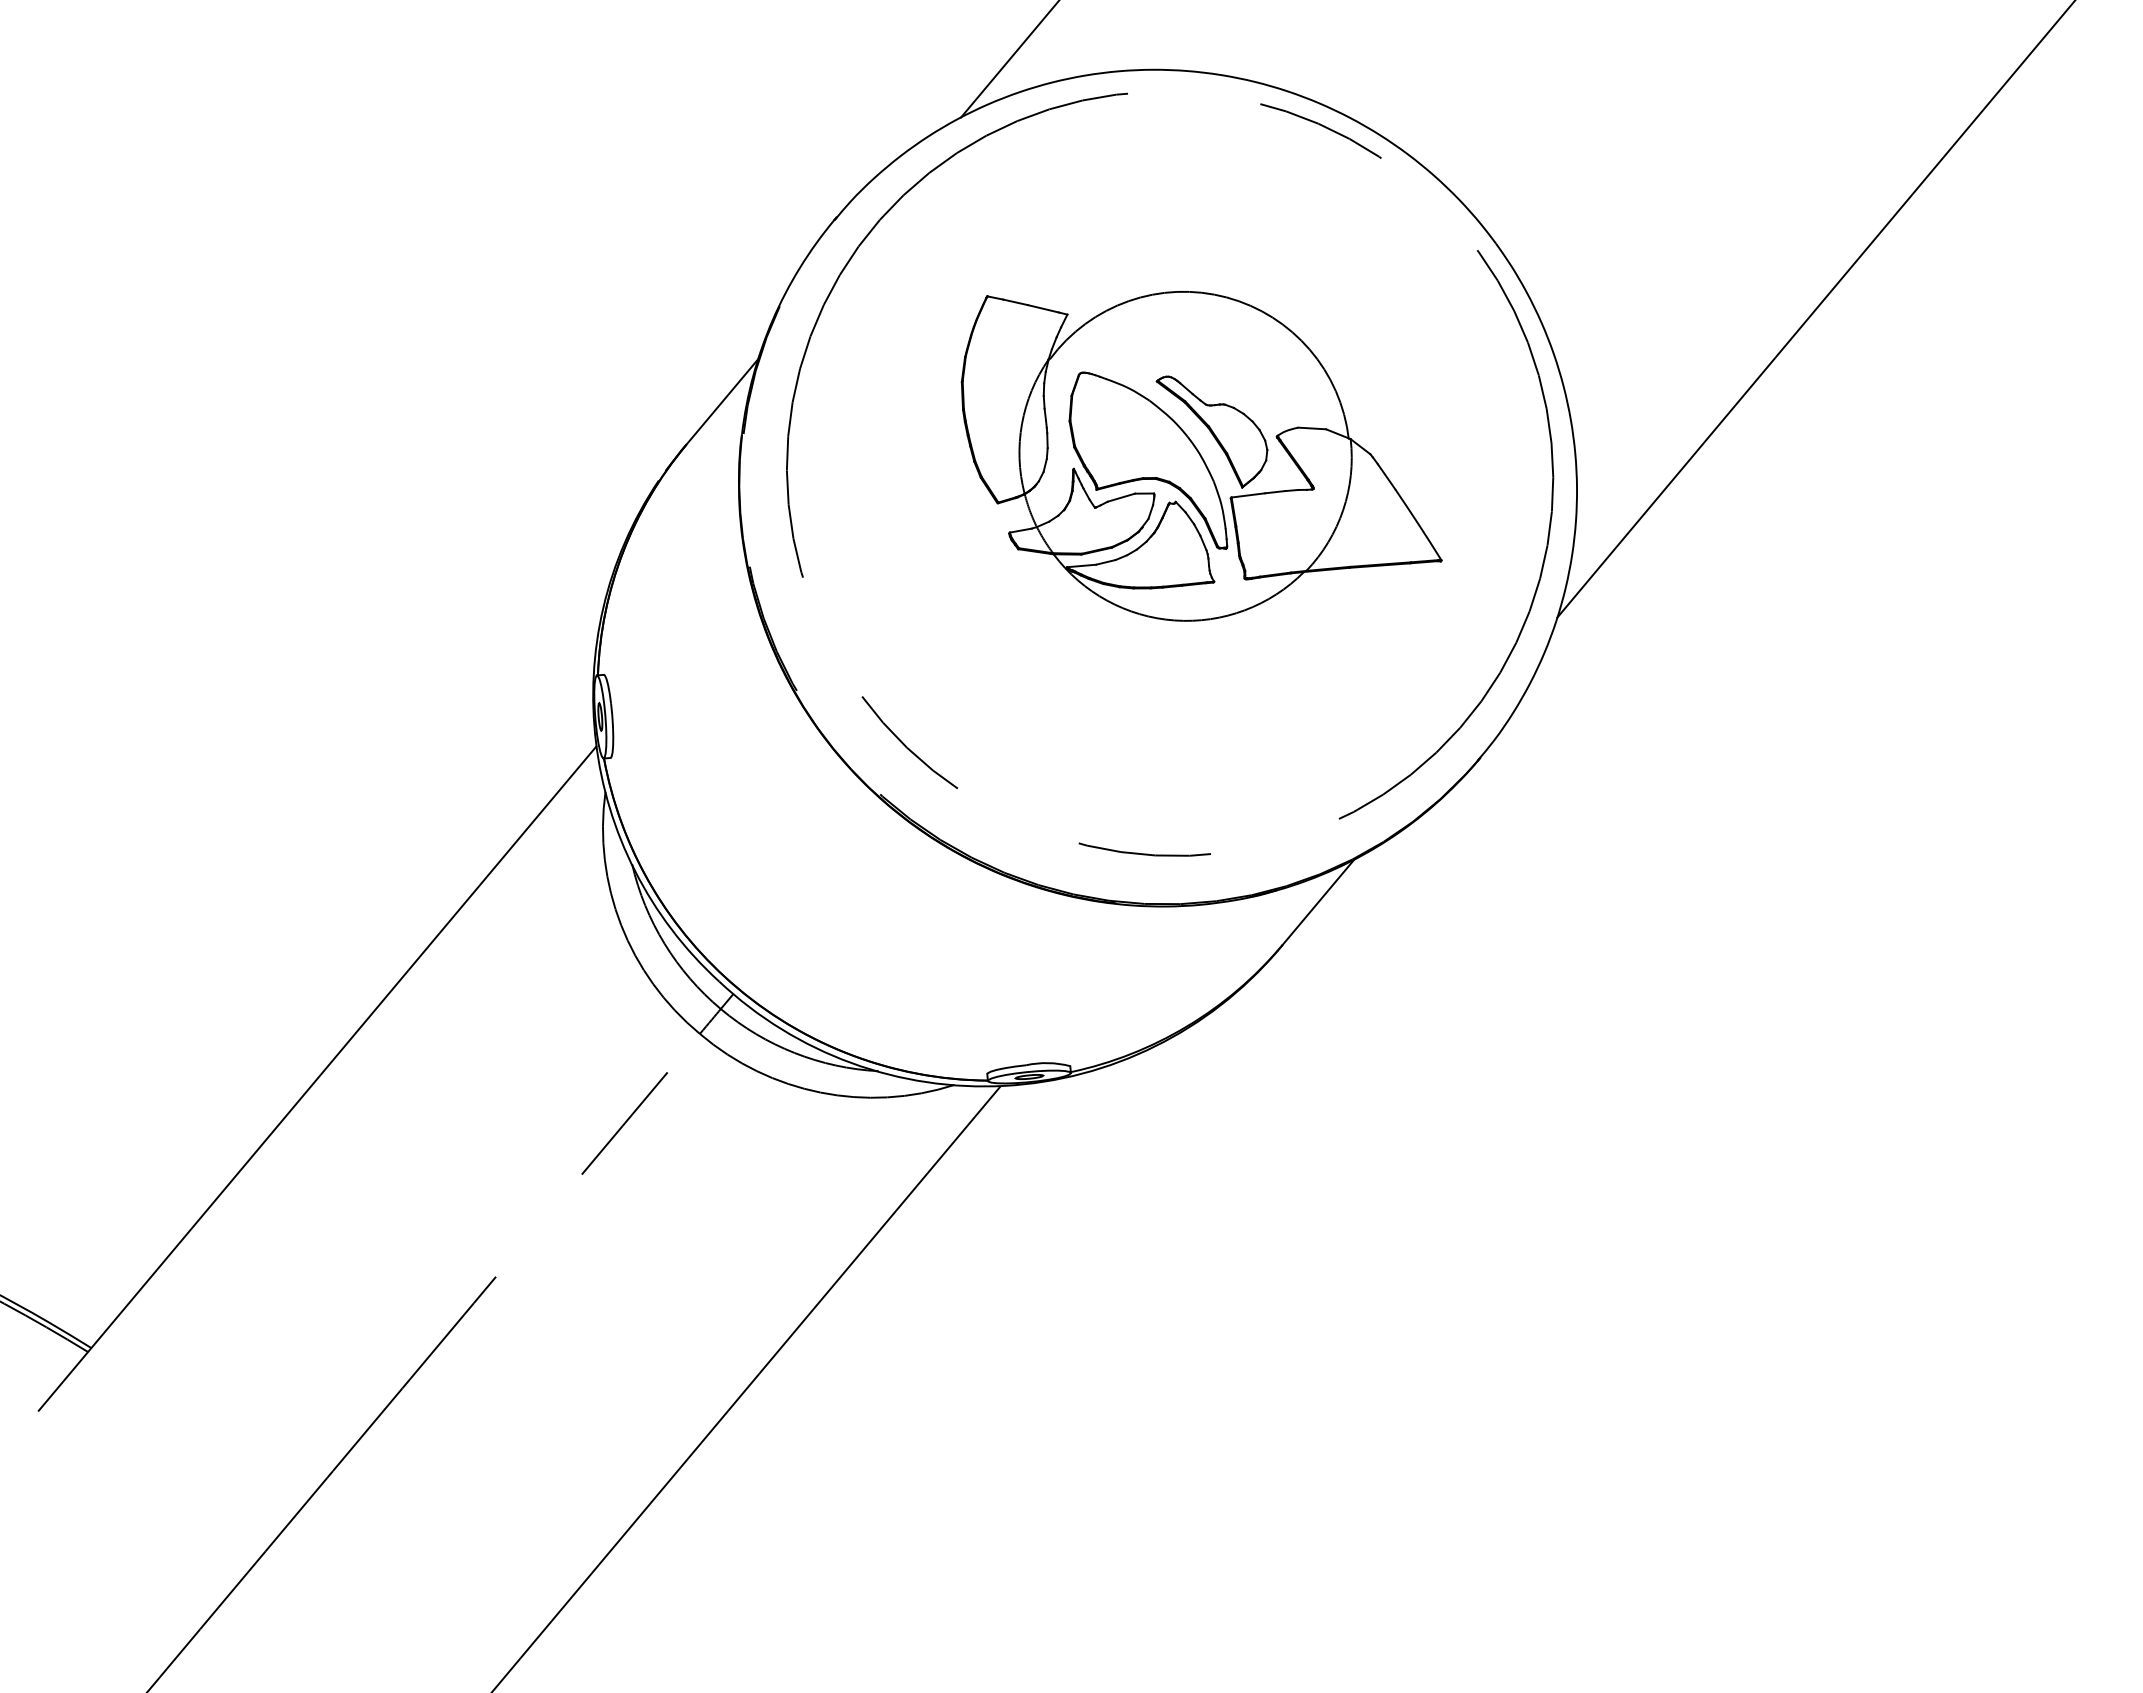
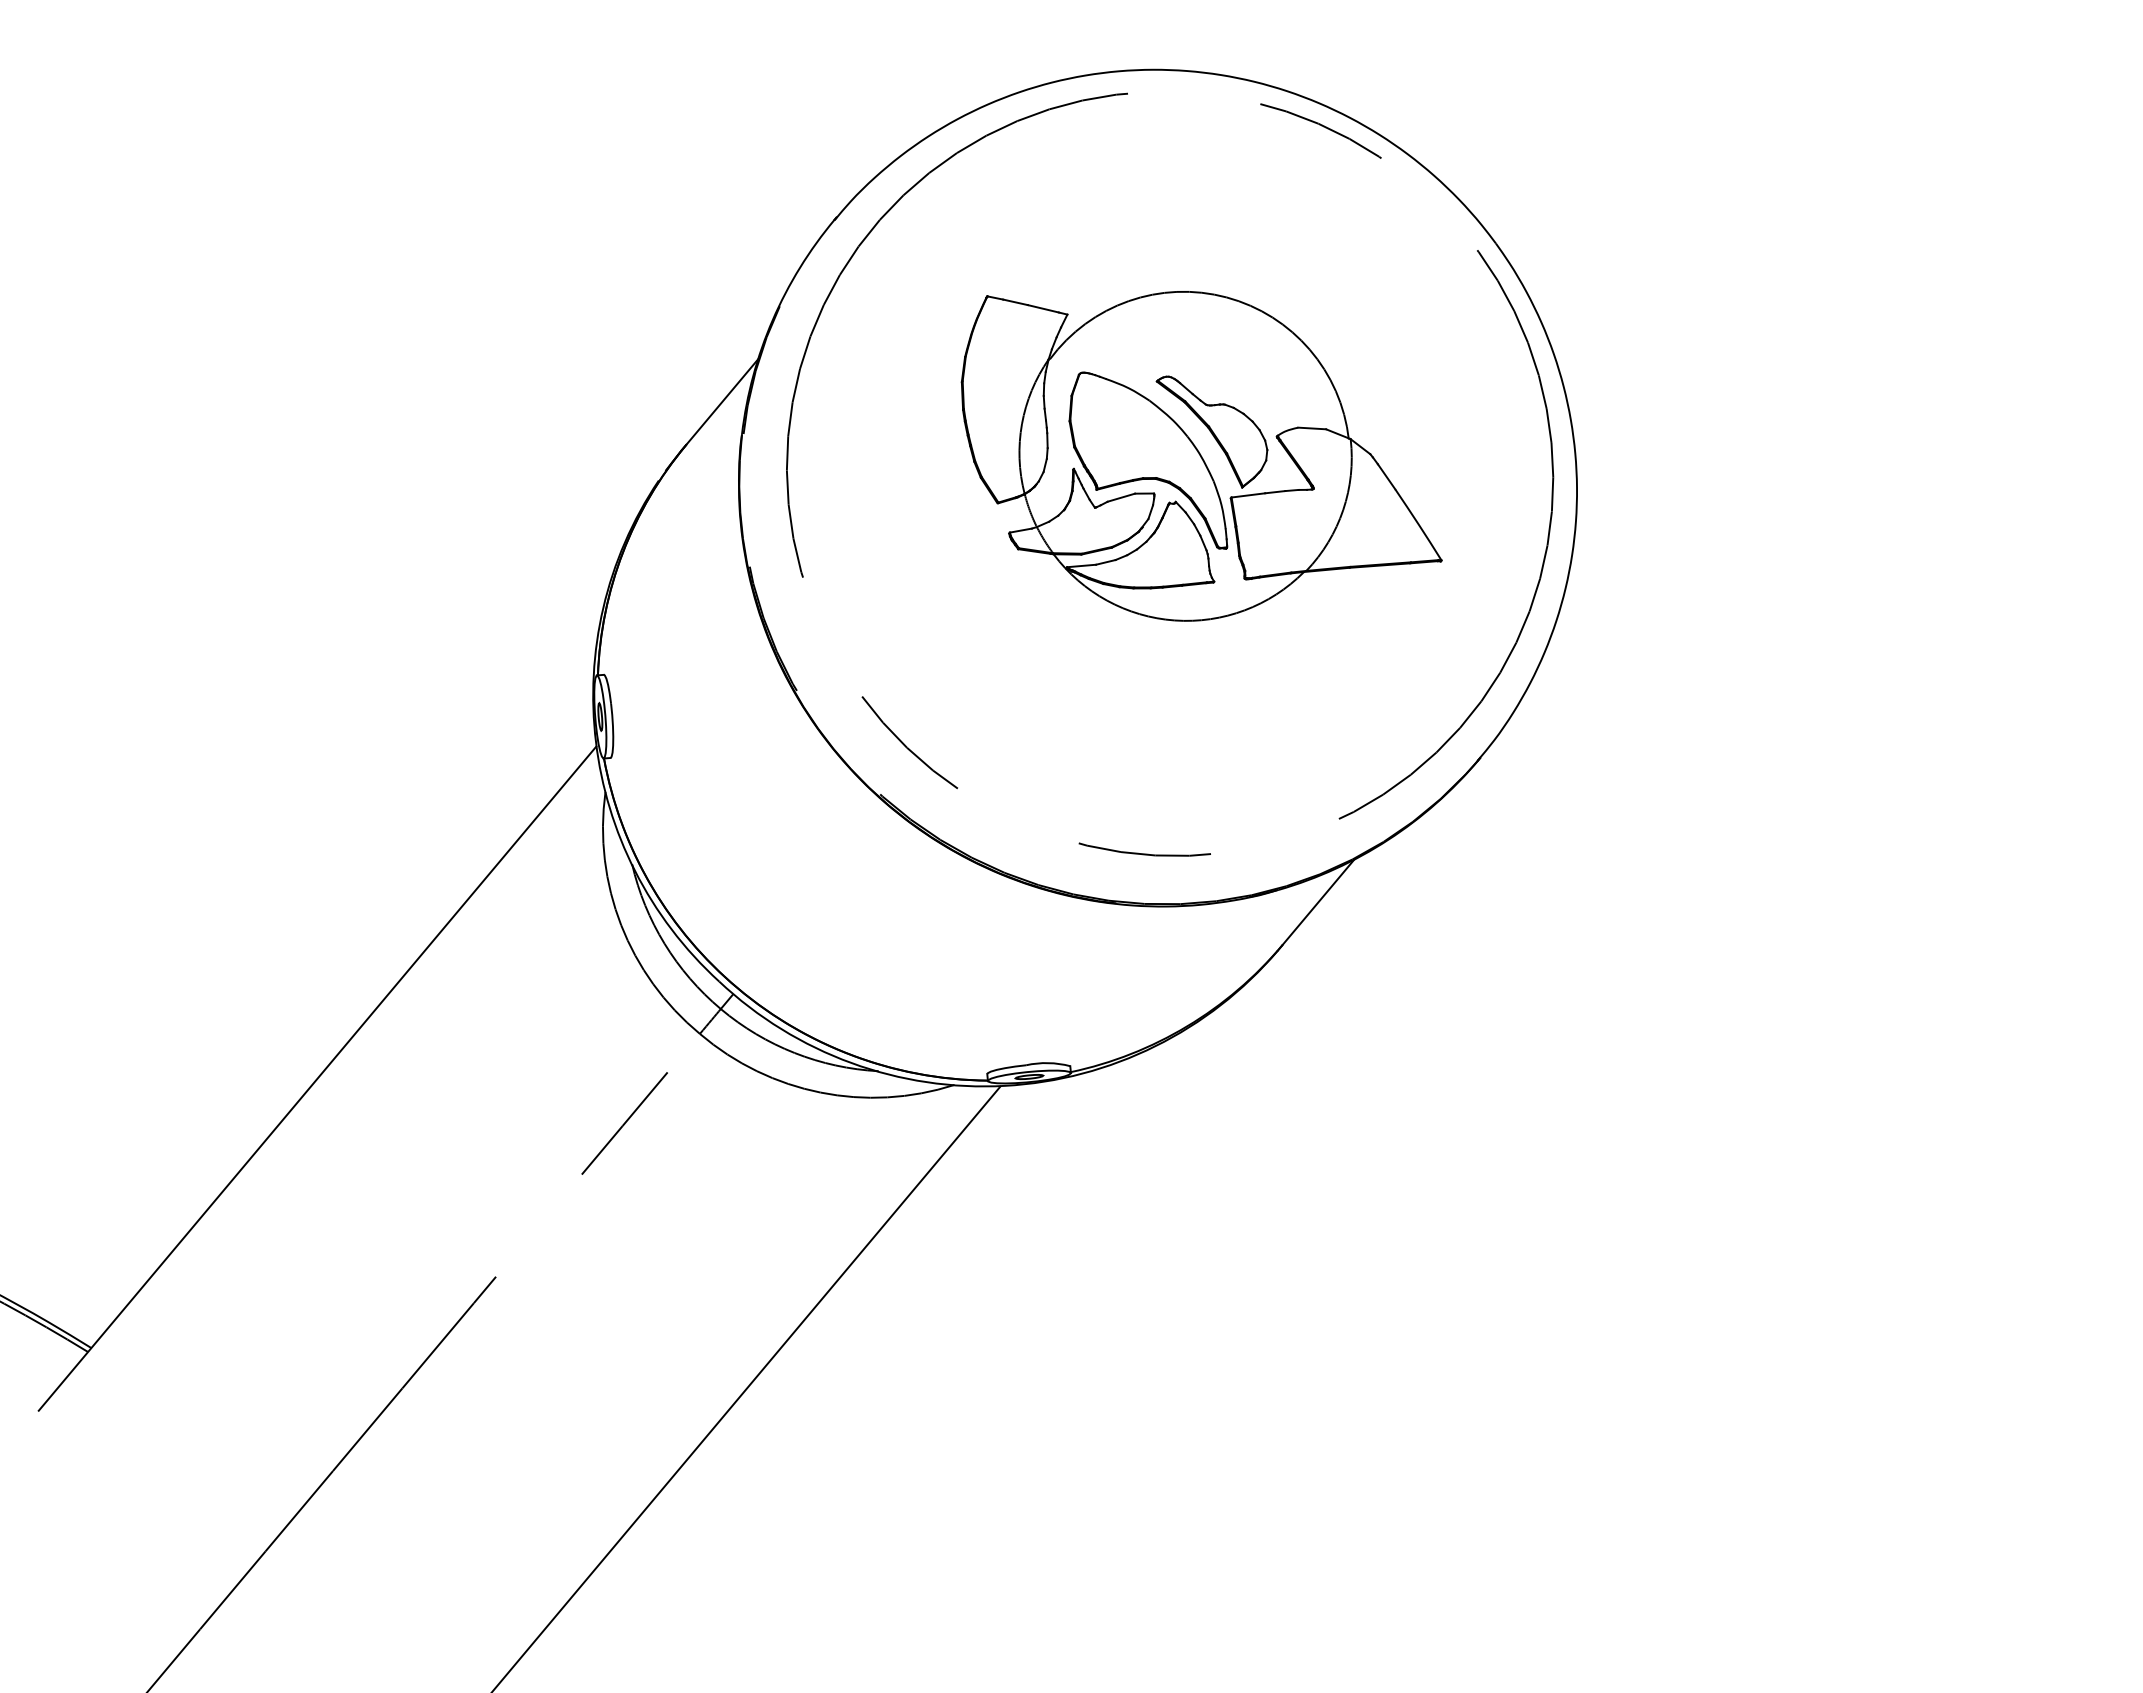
line: present -> none (1009, 59)
line: present -> none (1815, 309)
